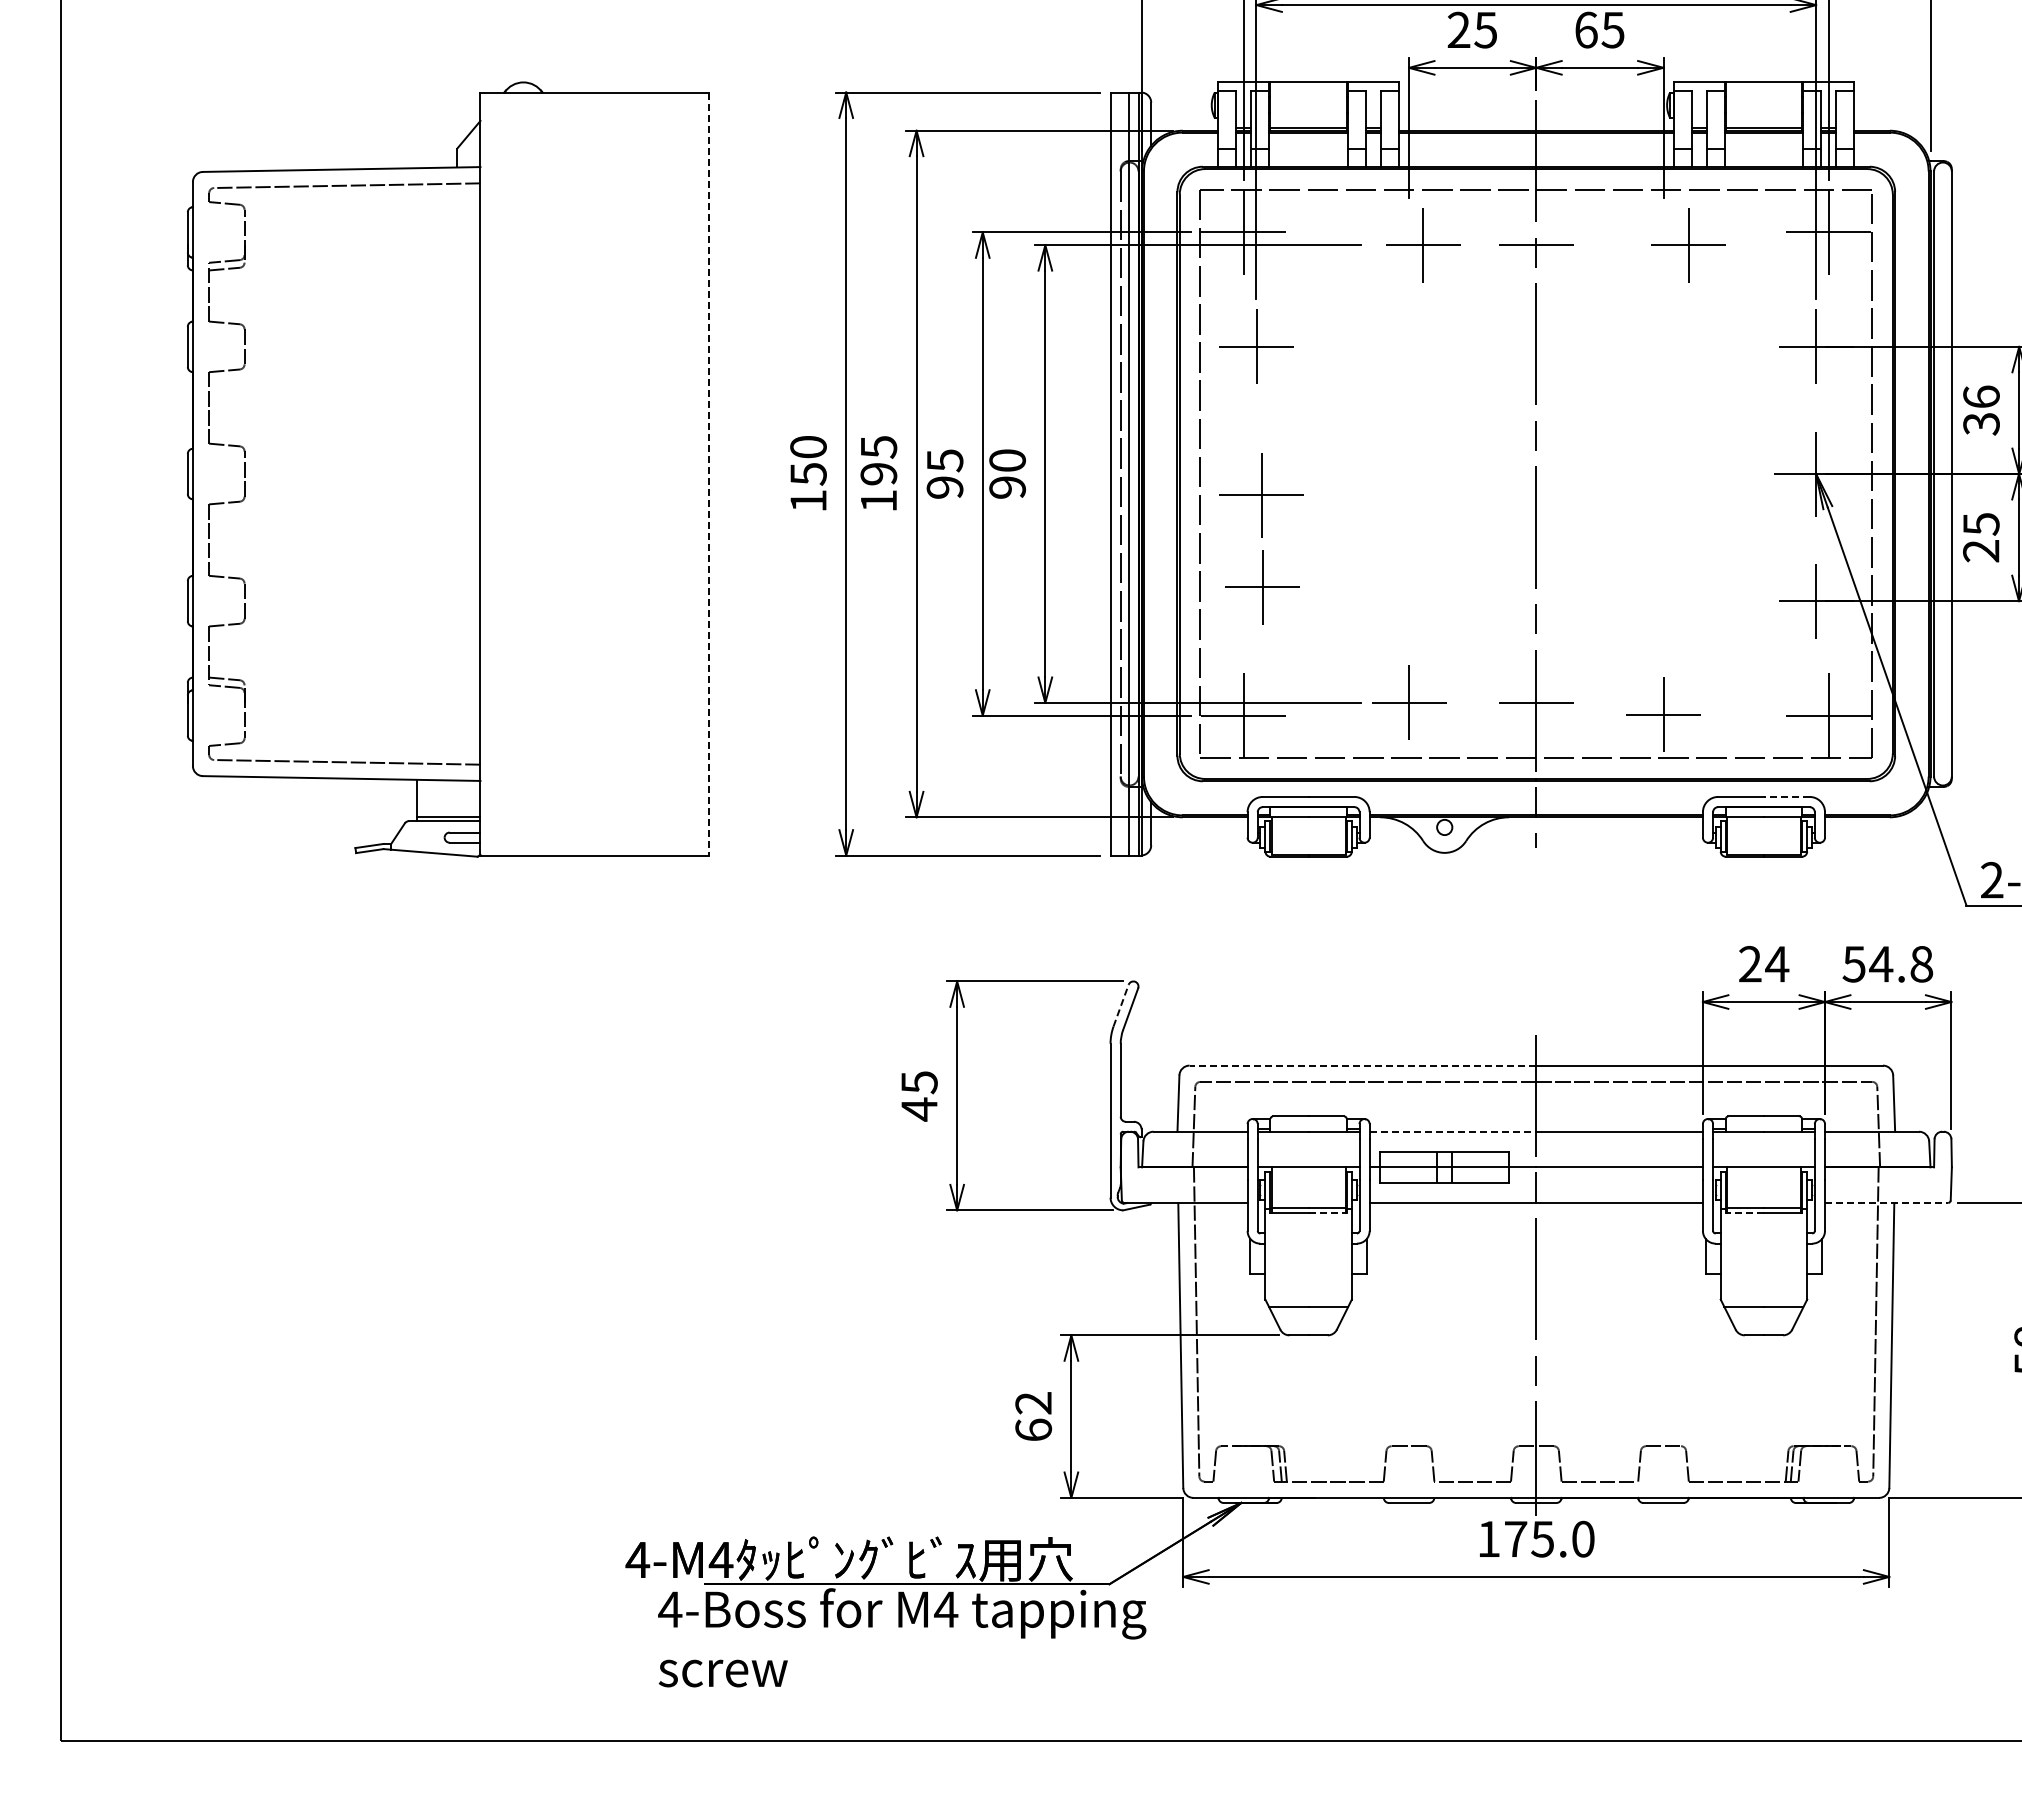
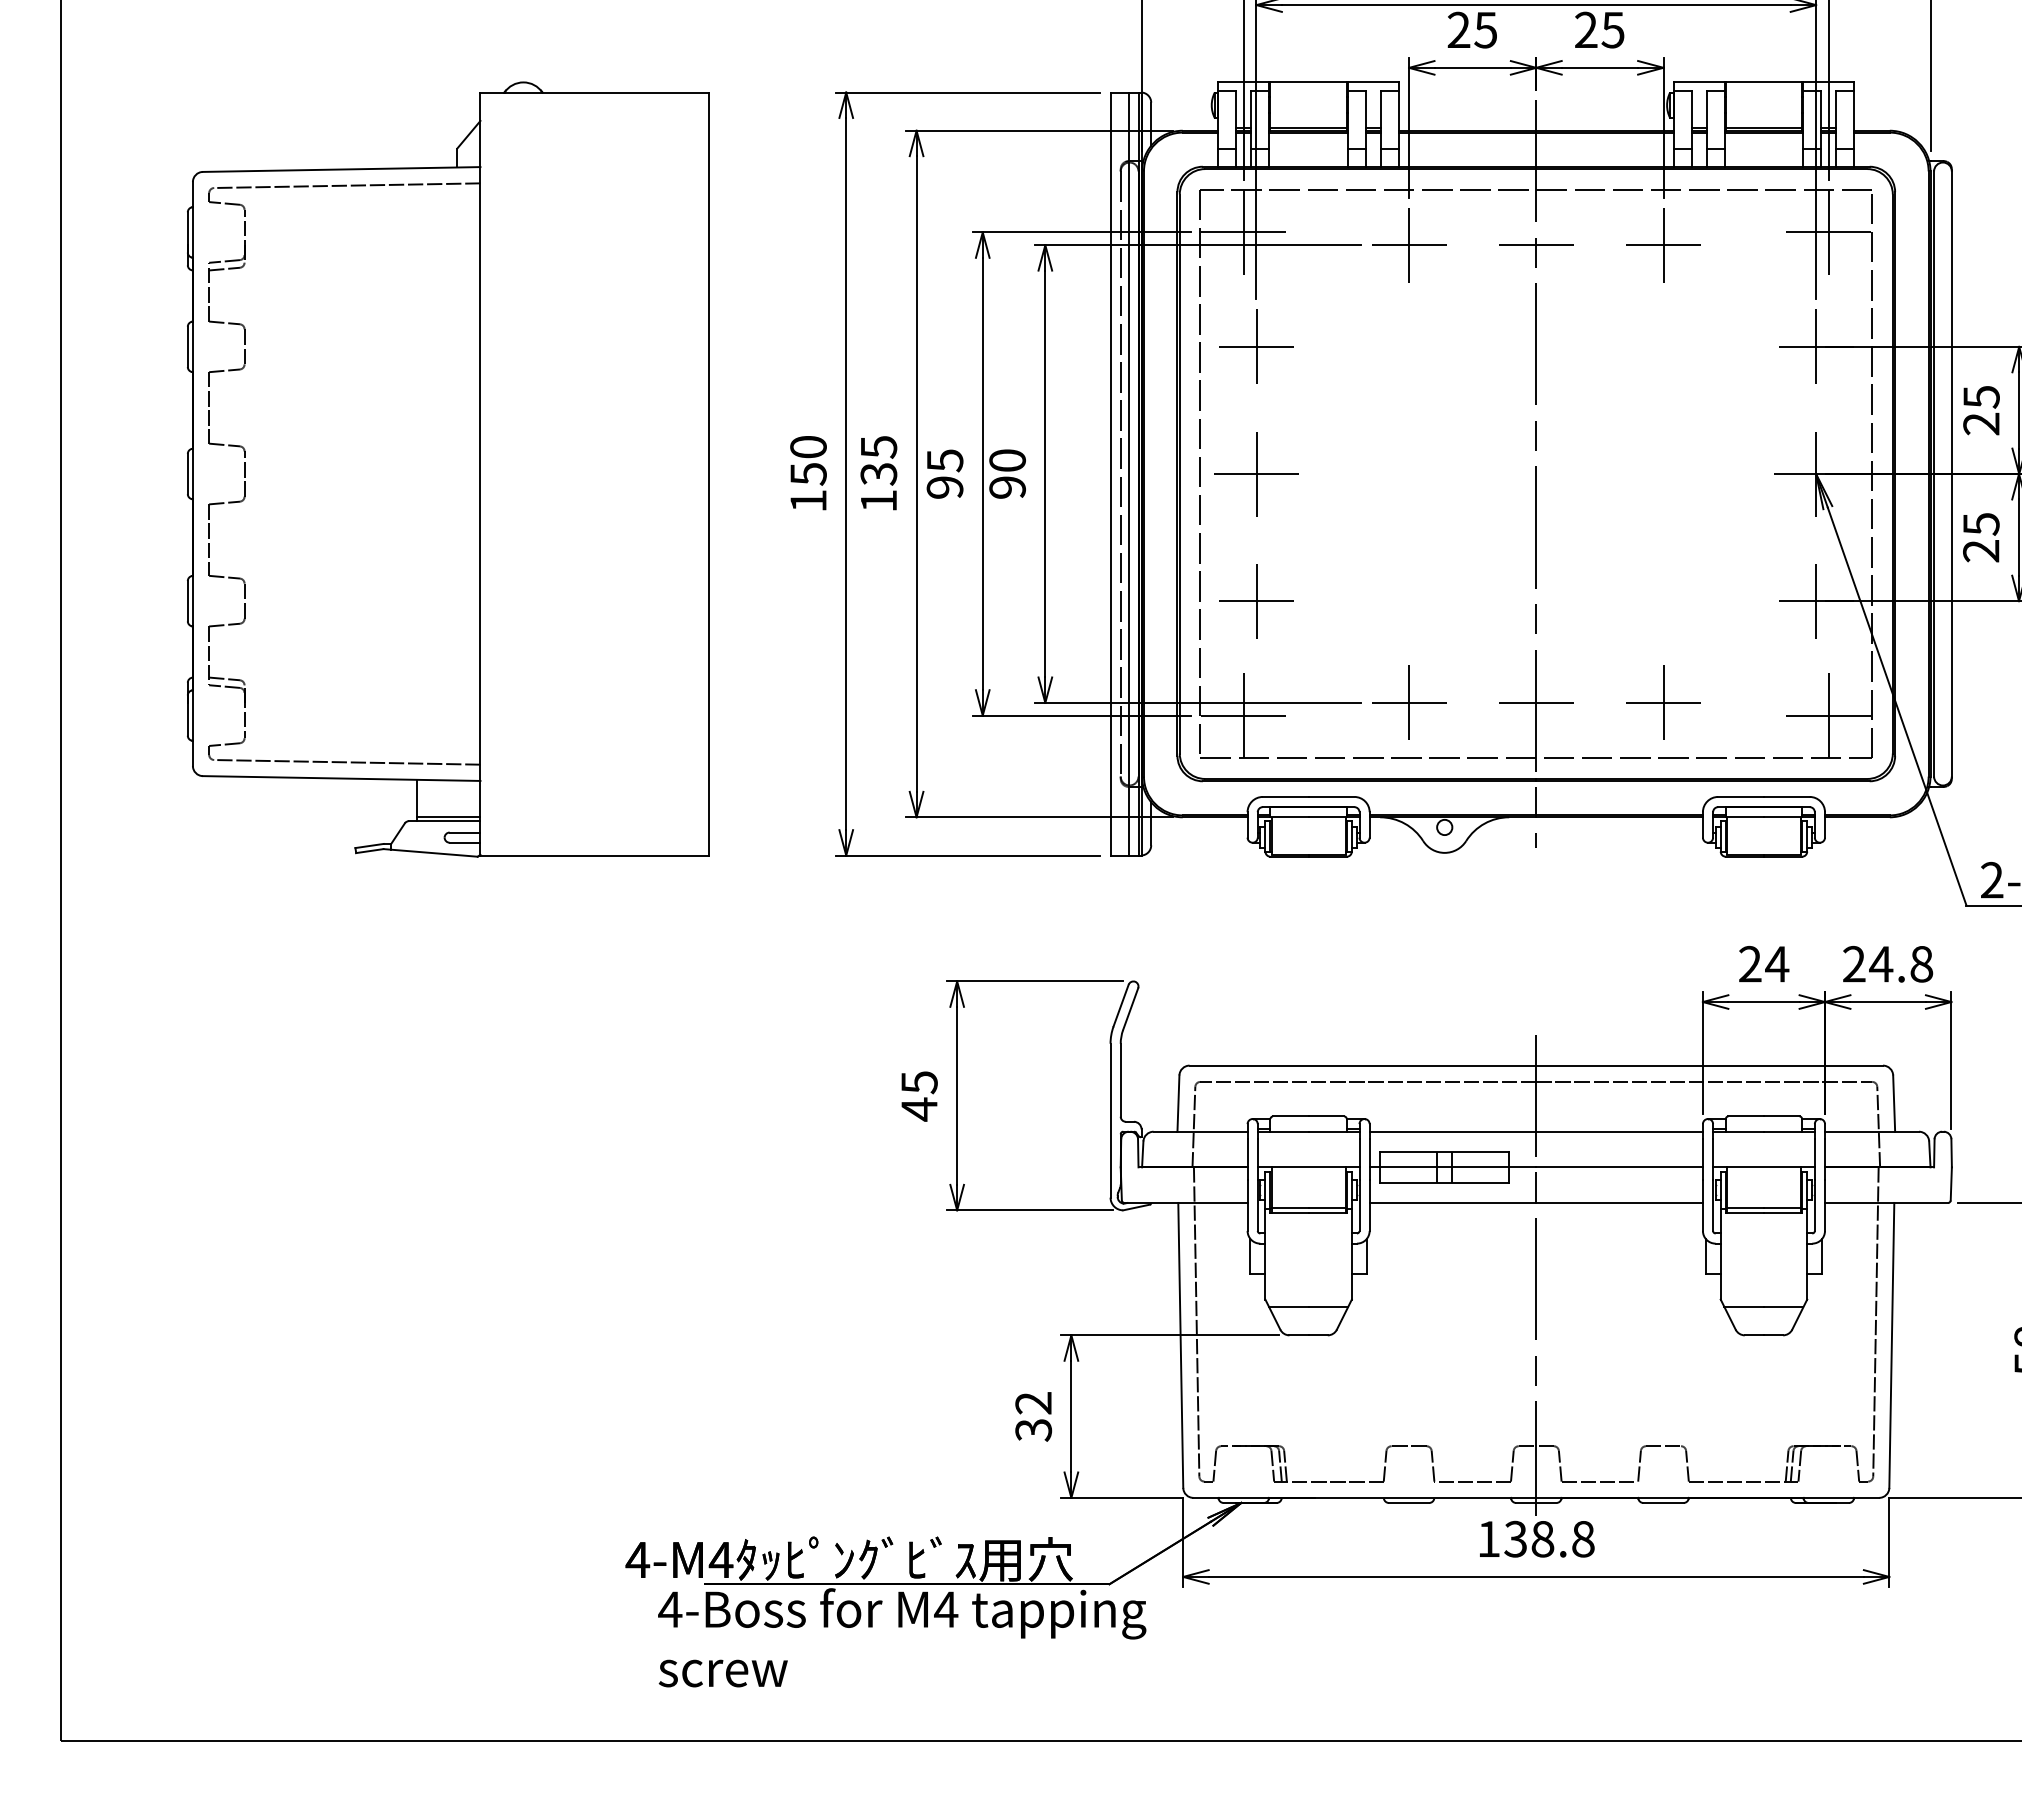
text: 65 -> 25 (1586, 29)
part position: (1423, 245) -> (1409, 245) (1409, 245)
part position: (1688, 245) -> (1663, 245) (1663, 245)
text: 36 -> 25 (1981, 410)
line: dashed -> solid (709, 474)
text: 195 -> 135 (878, 474)
part position: (1261, 495) -> (1256, 474) (1256, 474)
part position: (1262, 587) -> (1256, 601) (1256, 601)
part position: (1663, 714) -> (1663, 702) (1663, 702)
line: dashed -> solid (1786, 796)
text: 54.8 -> 24.8 (1853, 963)
line: dashed -> solid (1121, 1005)
line: dashed -> solid (1362, 1065)
line: dashed -> solid (1453, 1131)
line: dashed -> solid (1886, 1202)
line: dashed -> solid (1328, 1213)
line: dashed -> solid (1744, 1213)
text: 62 -> 32 (1033, 1429)
text: 175.0 -> 138.8 (1549, 1538)
